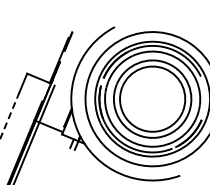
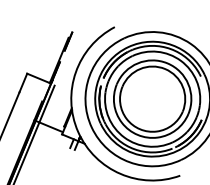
line: dashed -> solid (9, 116)
